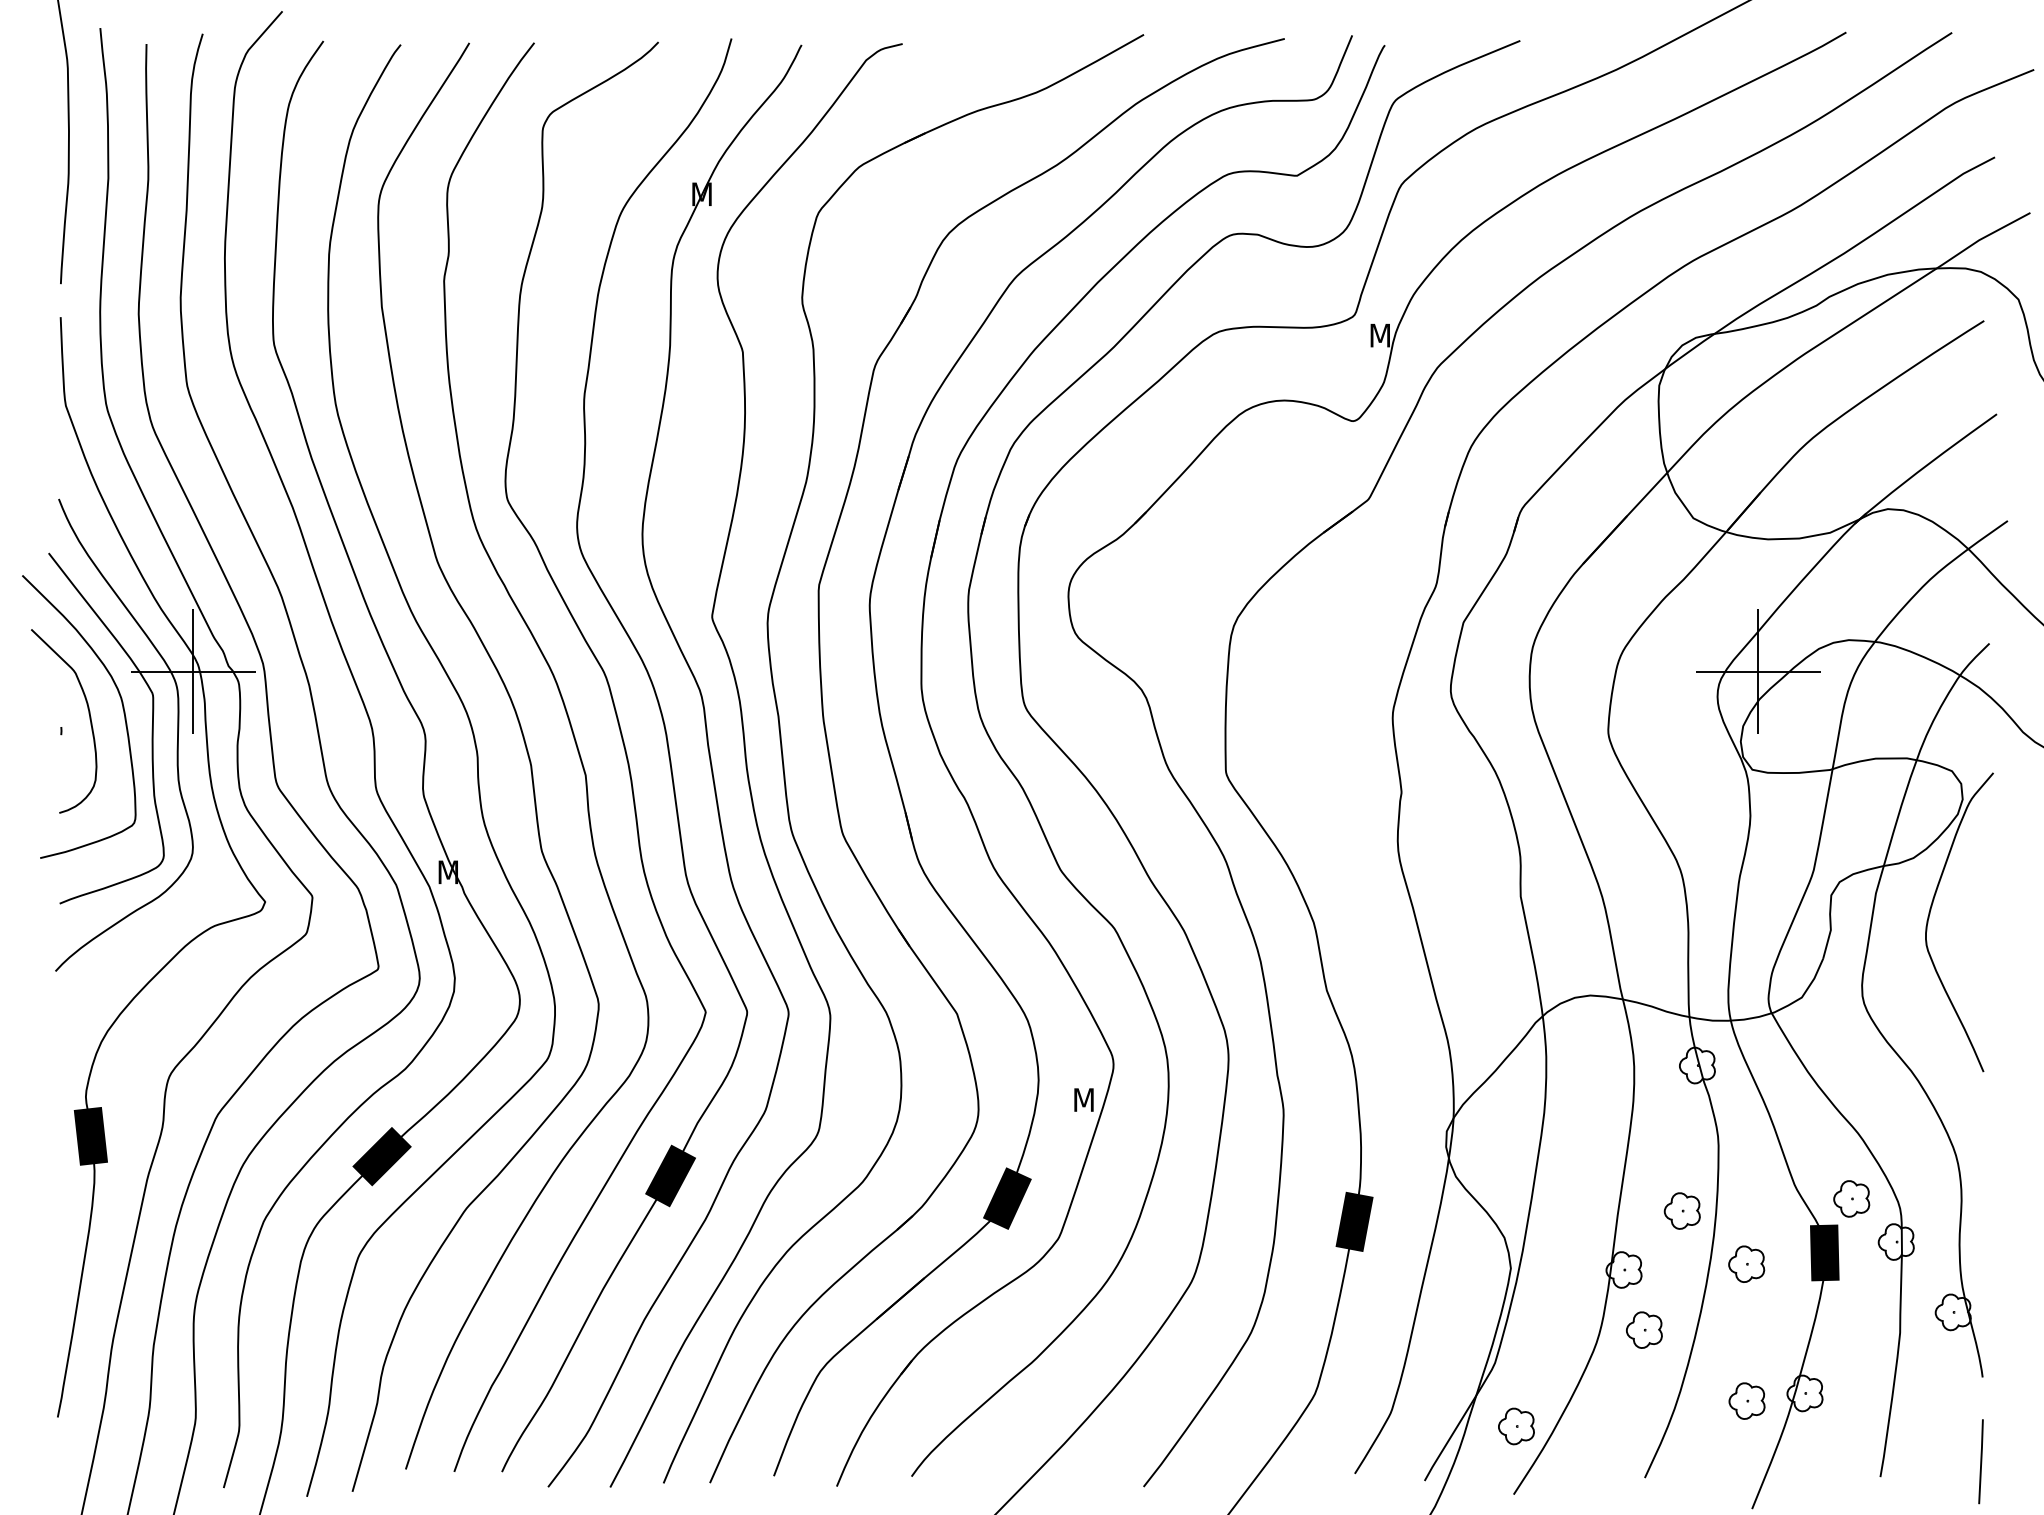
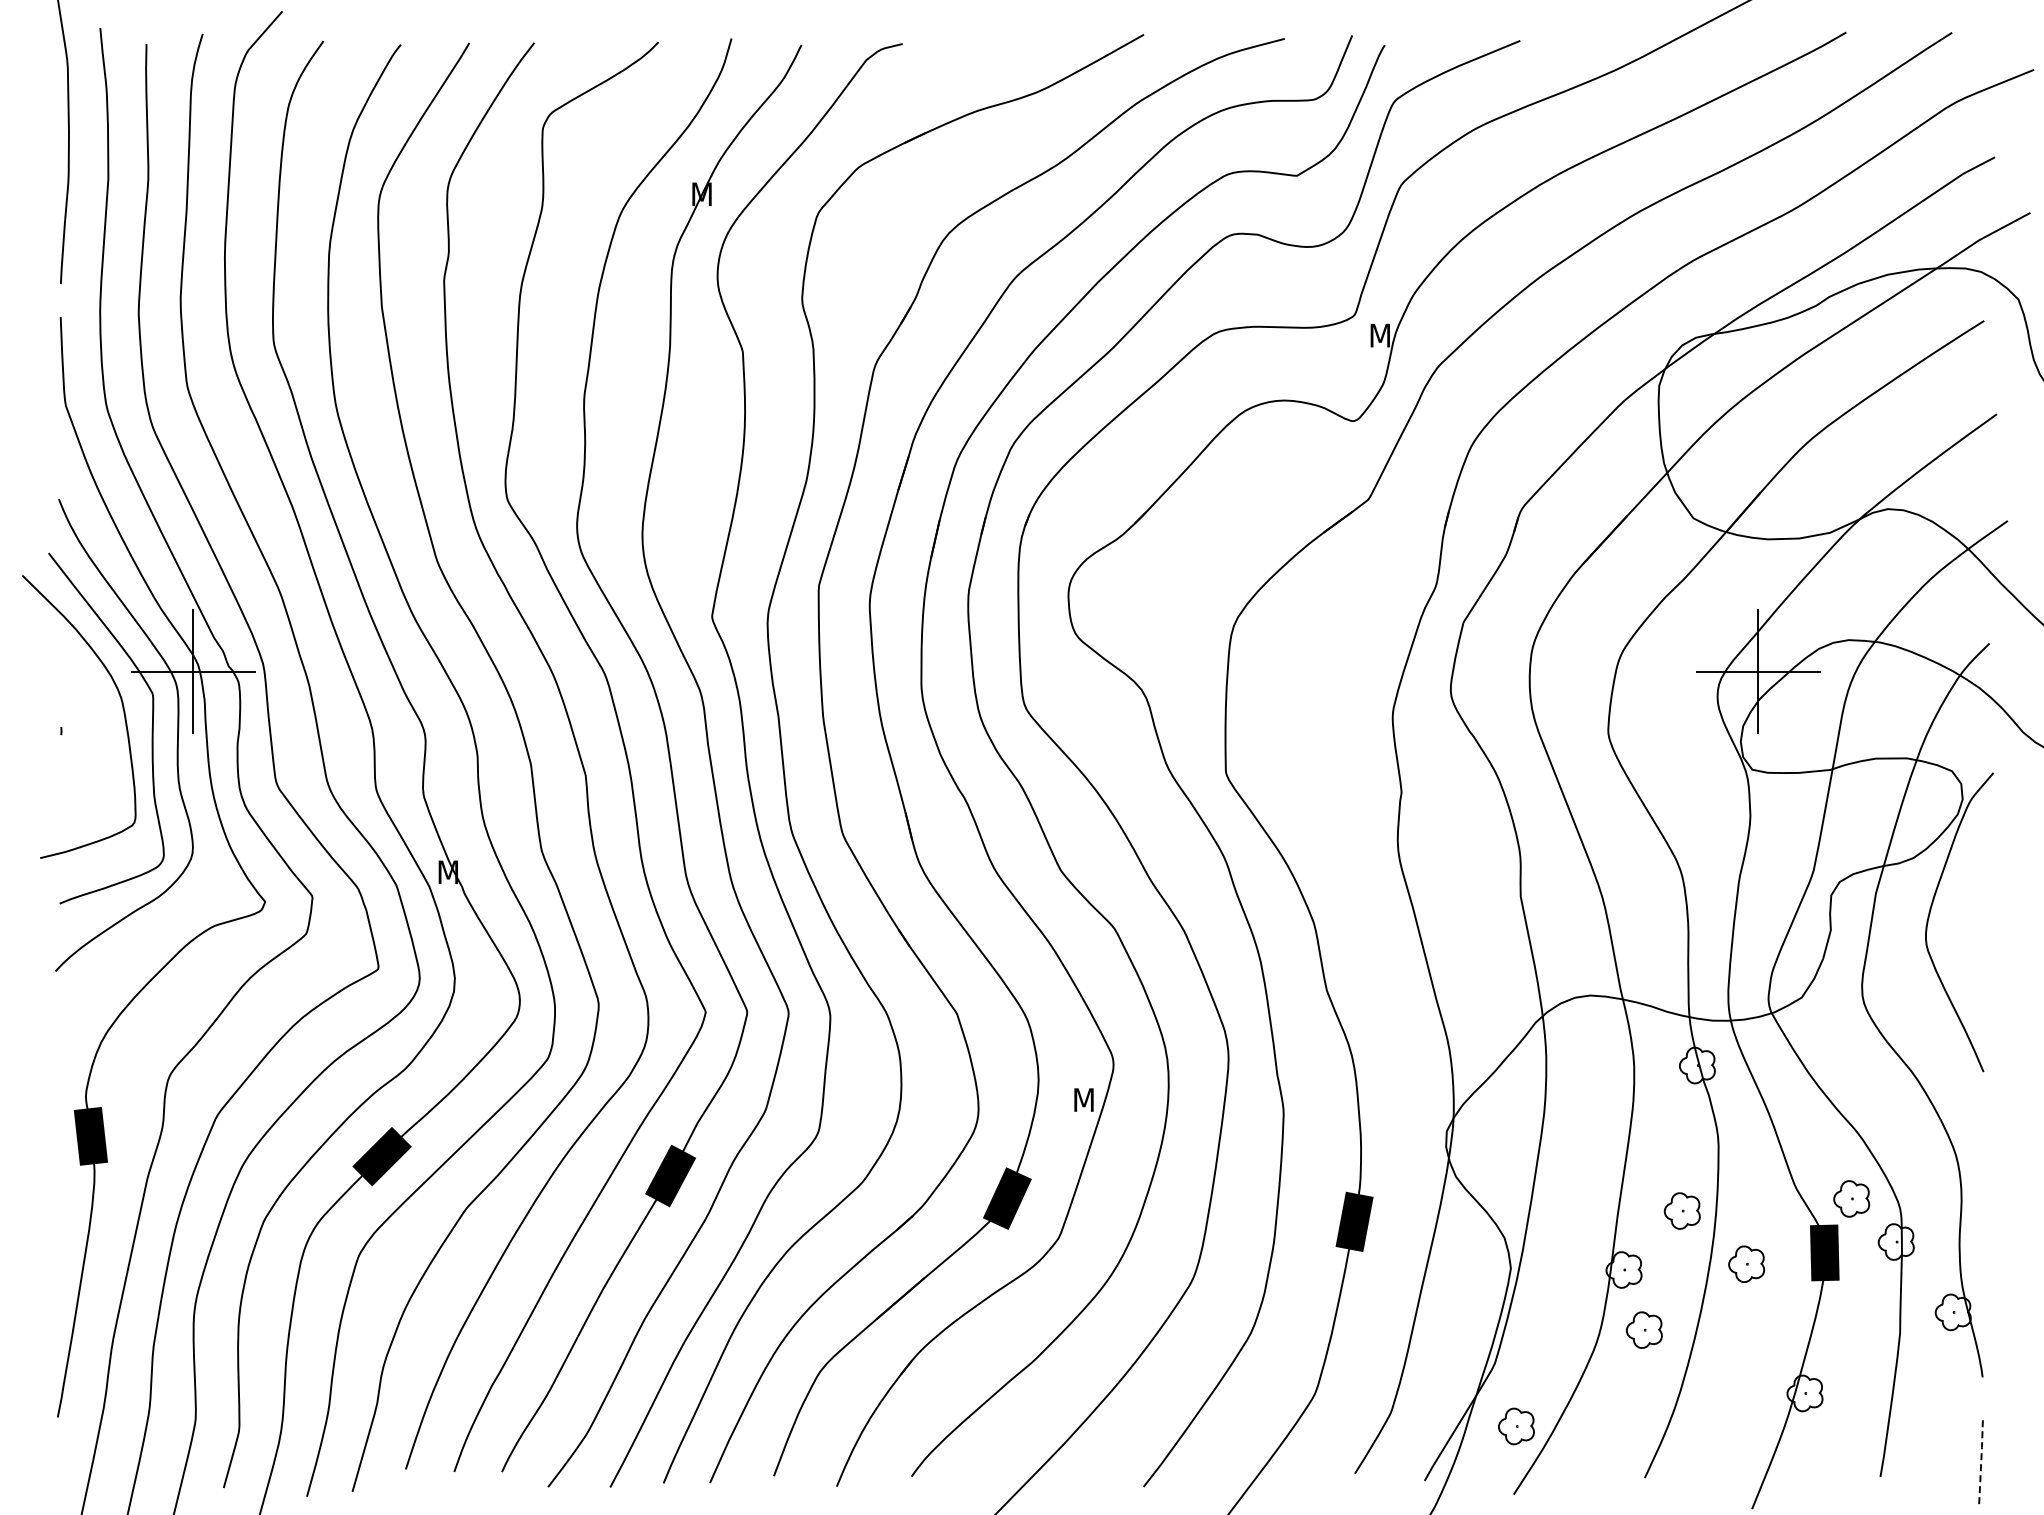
curve: present -> none (88, 714)
part: present -> none (1746, 1400)
line: solid -> dashed (1981, 1460)
